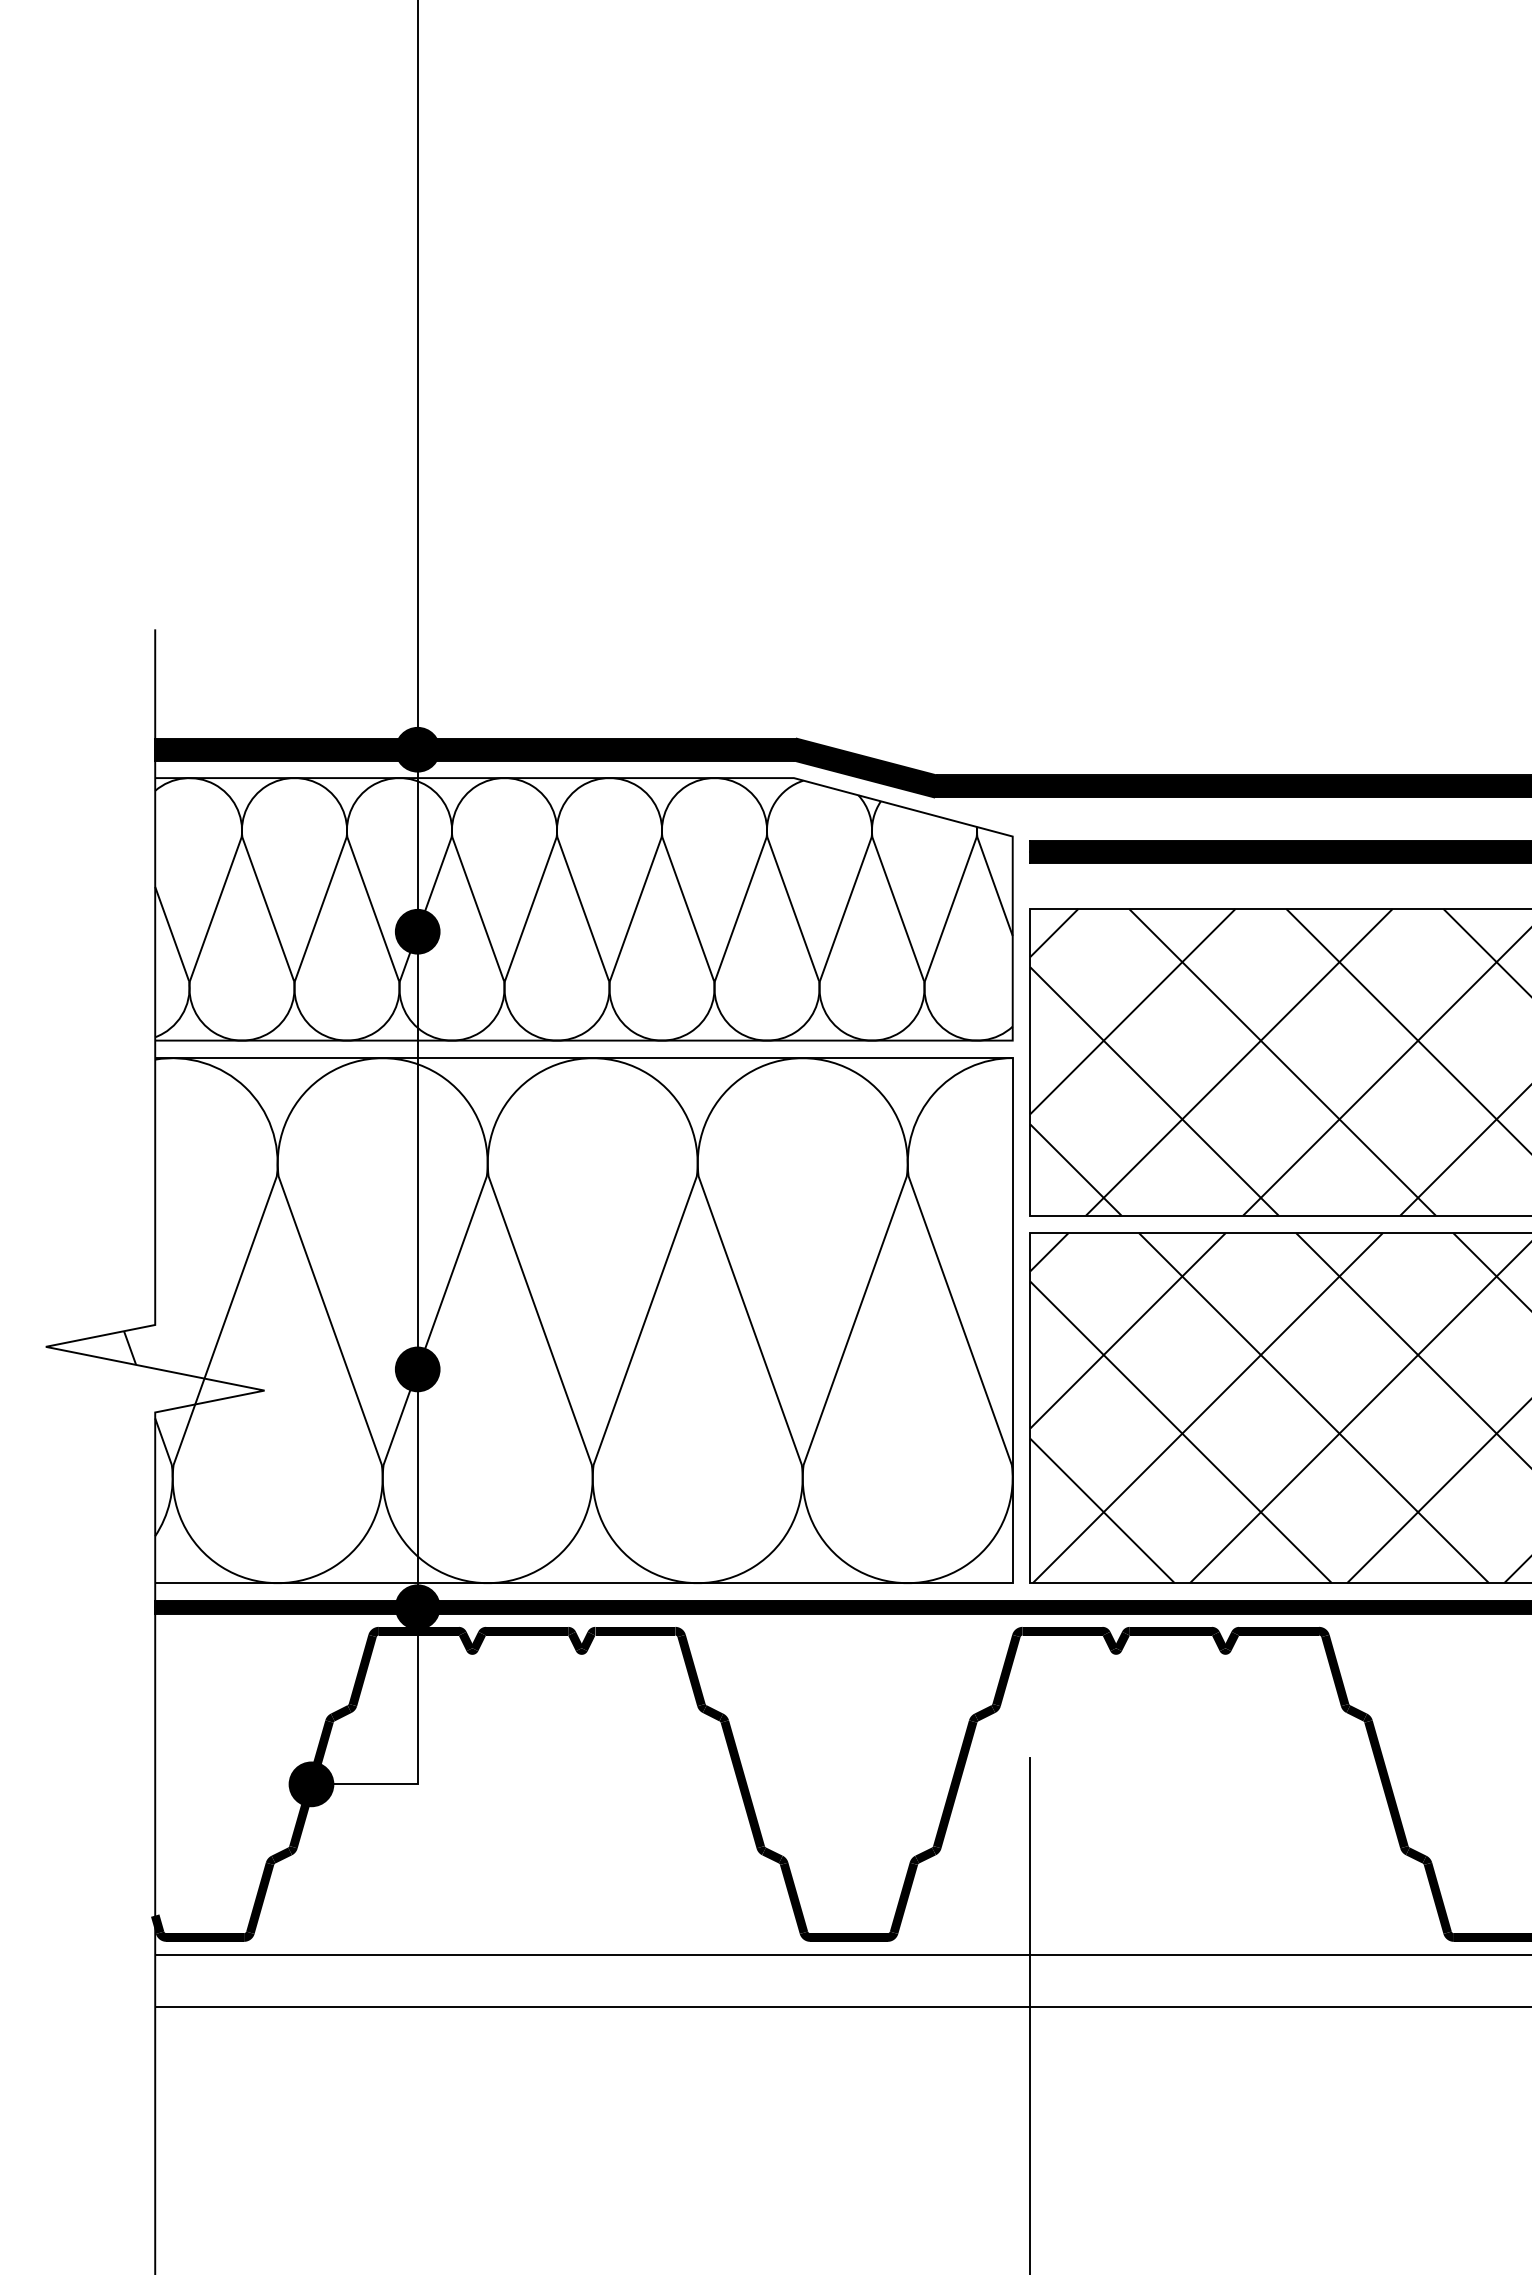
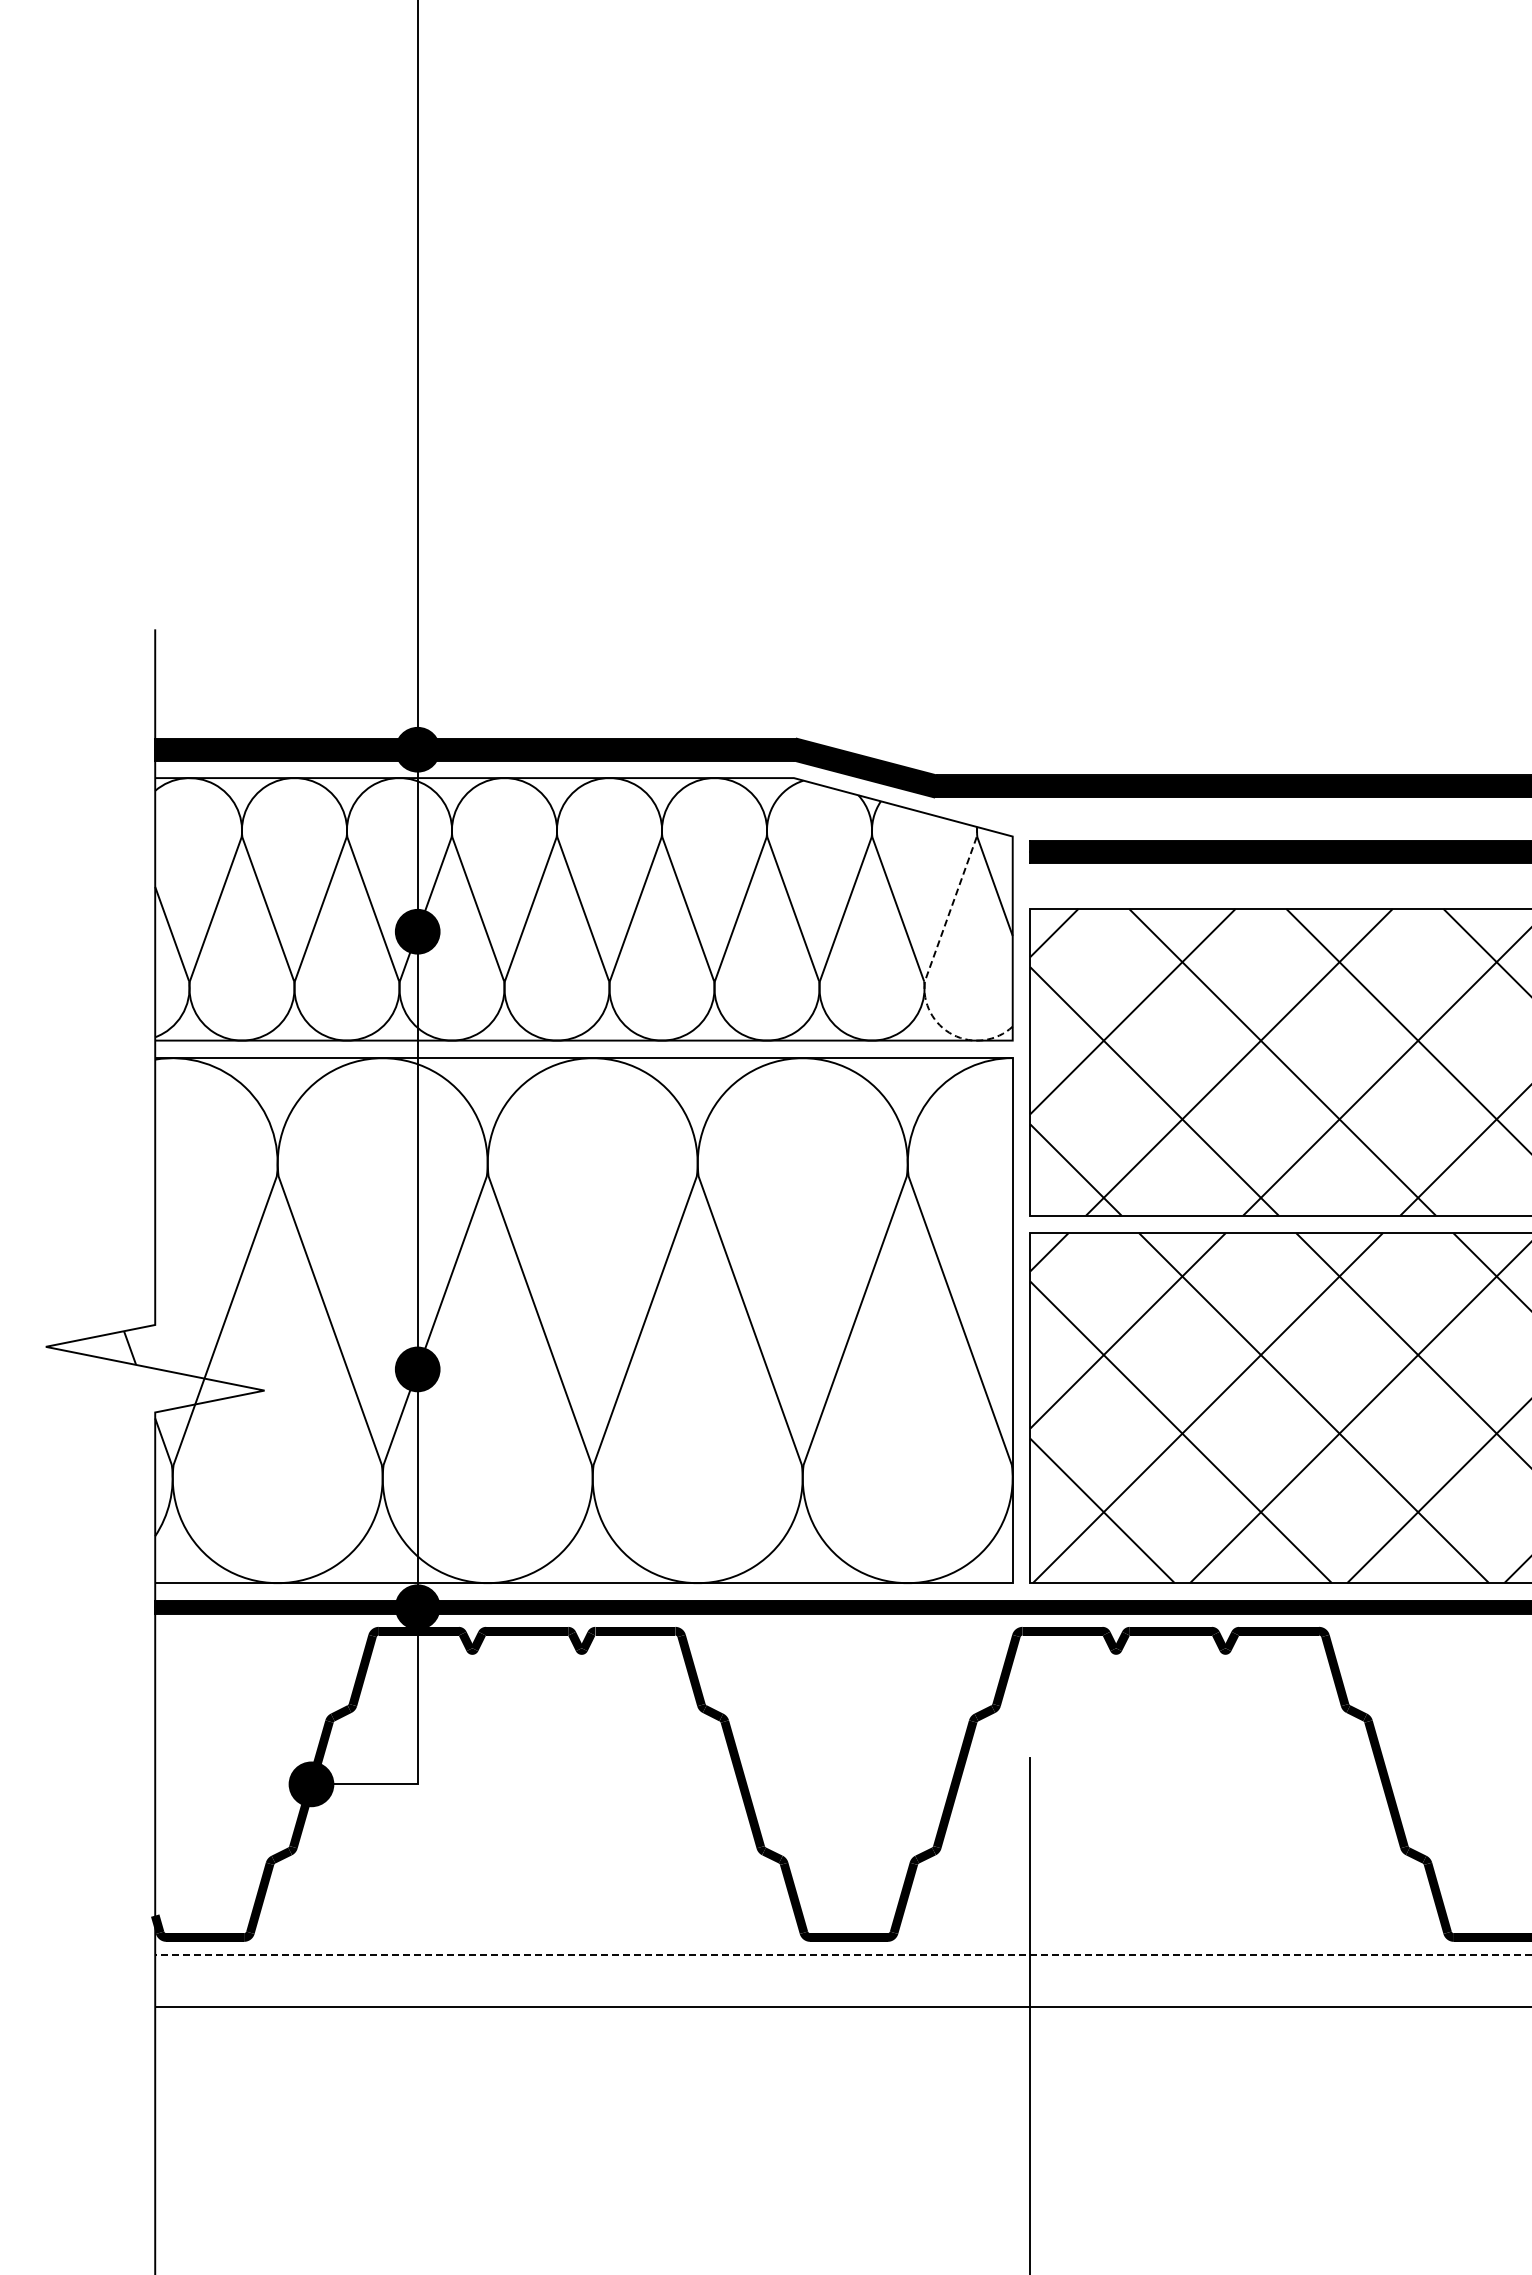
line: solid -> dashed (924, 983)
line: solid -> dashed (843, 1954)
